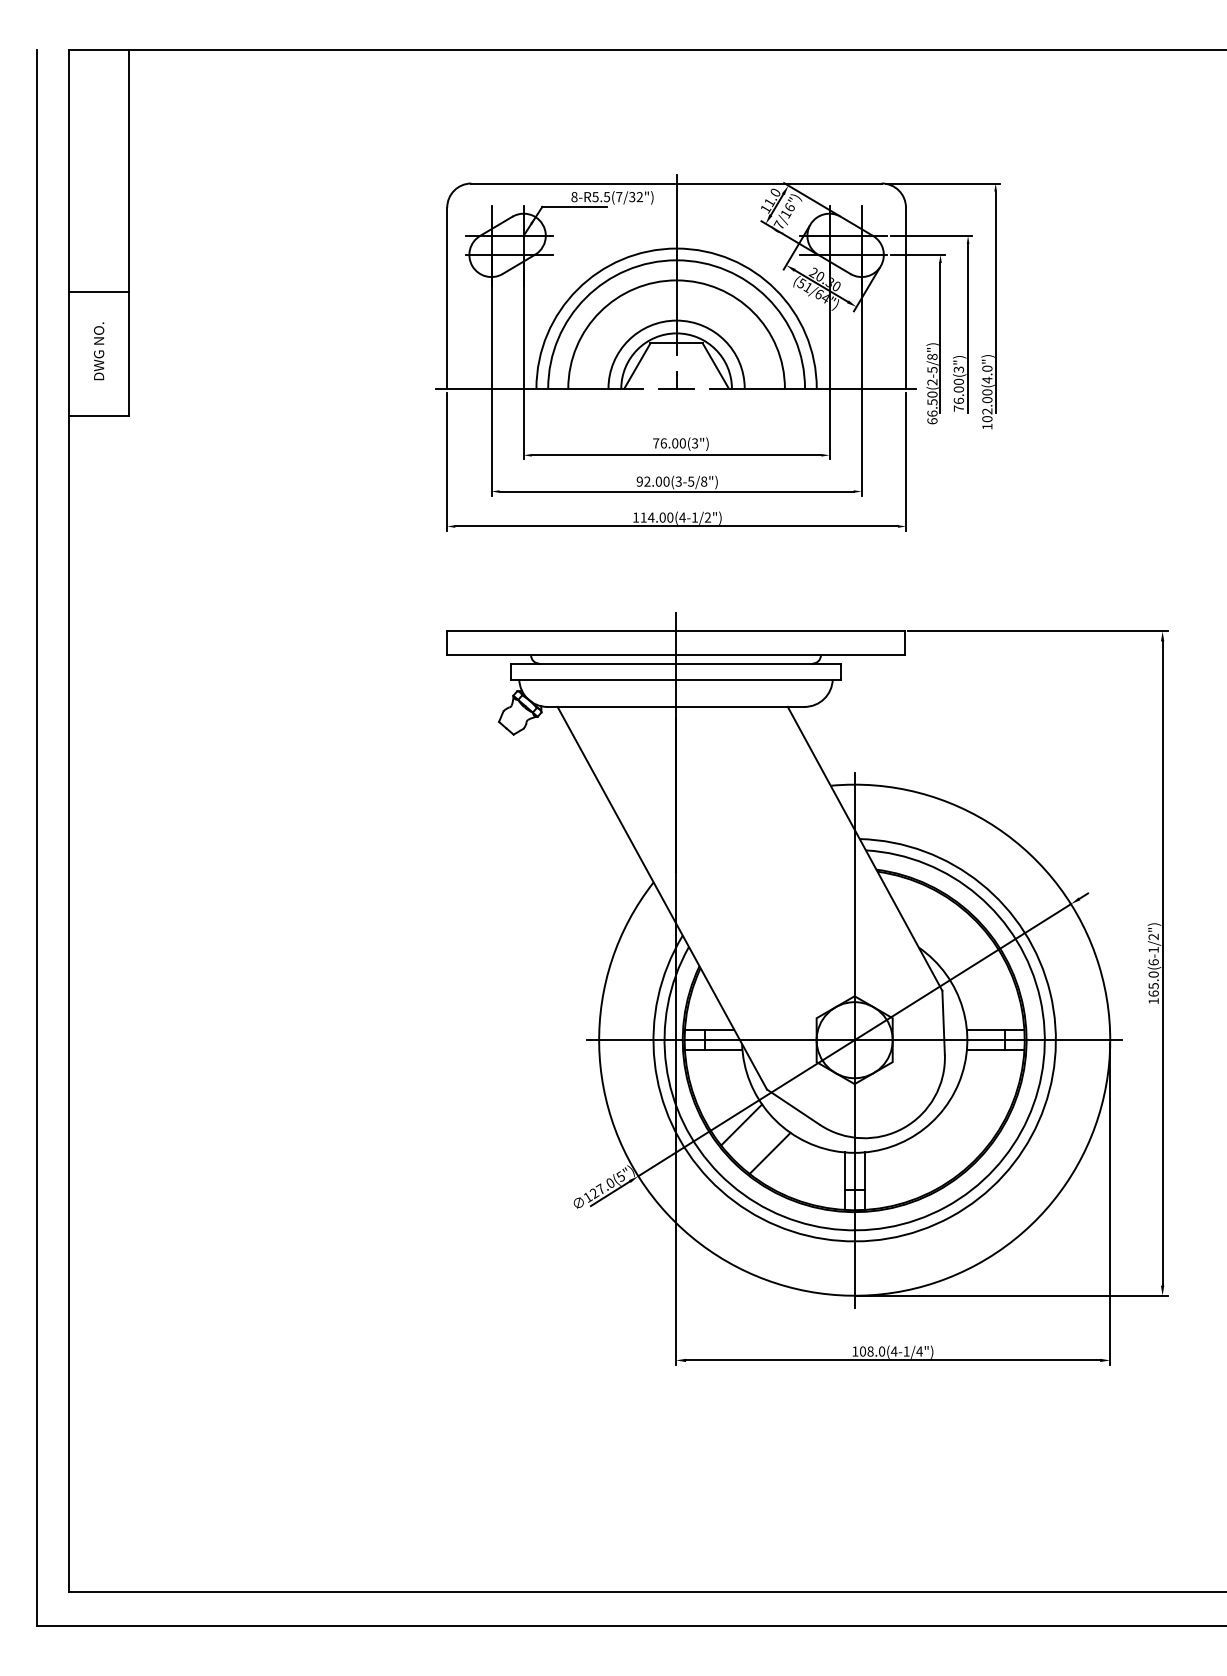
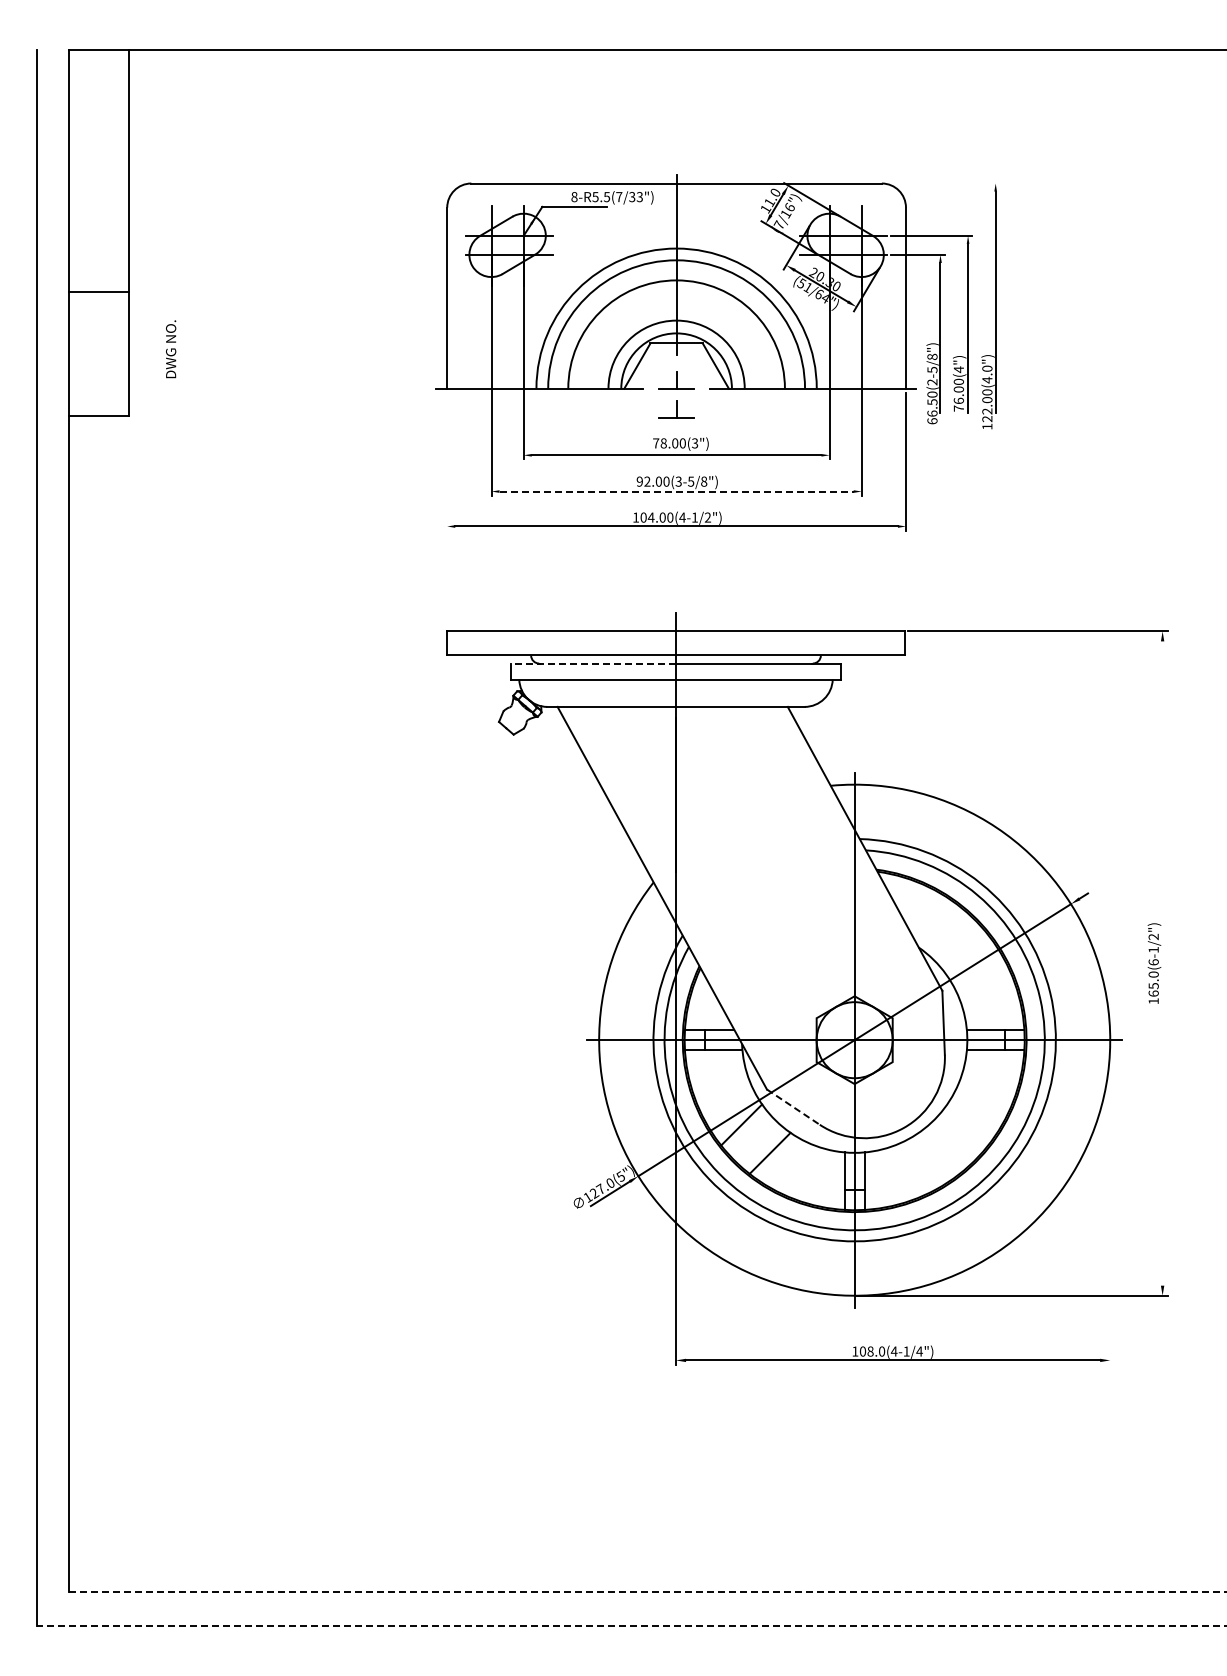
line: present -> none (942, 183)
text: 8-R5.5(7/32") -> 8-R5.5(7/33") (639, 197)
text position: (99, 351) -> (171, 349) (171, 349)
text: 76.00(3") -> 76.00(4") (958, 369)
part: none -> present (676, 409)
text: 102.00(4.0") -> 122.00(4.0") (987, 419)
text: 76.00(3") -> 78.00(3") (663, 443)
line: present -> none (447, 461)
line: solid -> dashed (677, 491)
text: 114.00(4-1/2") -> 104.00(4-1/2") (643, 517)
line: solid -> dashed (593, 663)
line: present -> none (1162, 963)
line: solid -> dashed (793, 1107)
line: present -> none (1110, 1203)
line: solid -> dashed (647, 1591)
line: solid -> dashed (631, 1625)
